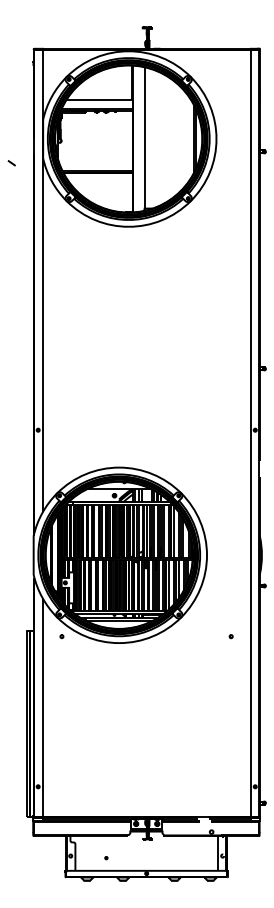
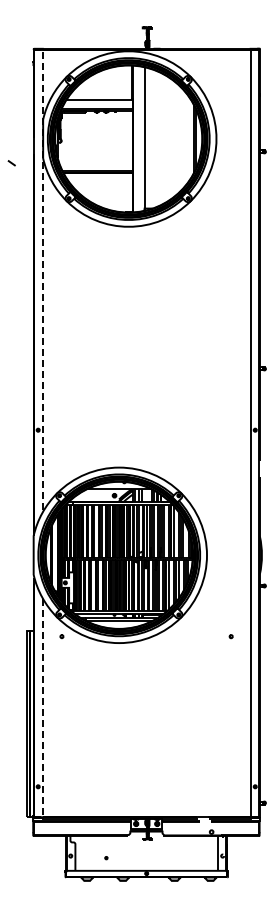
line: solid -> dashed (42, 276)
line: solid -> dashed (42, 713)
